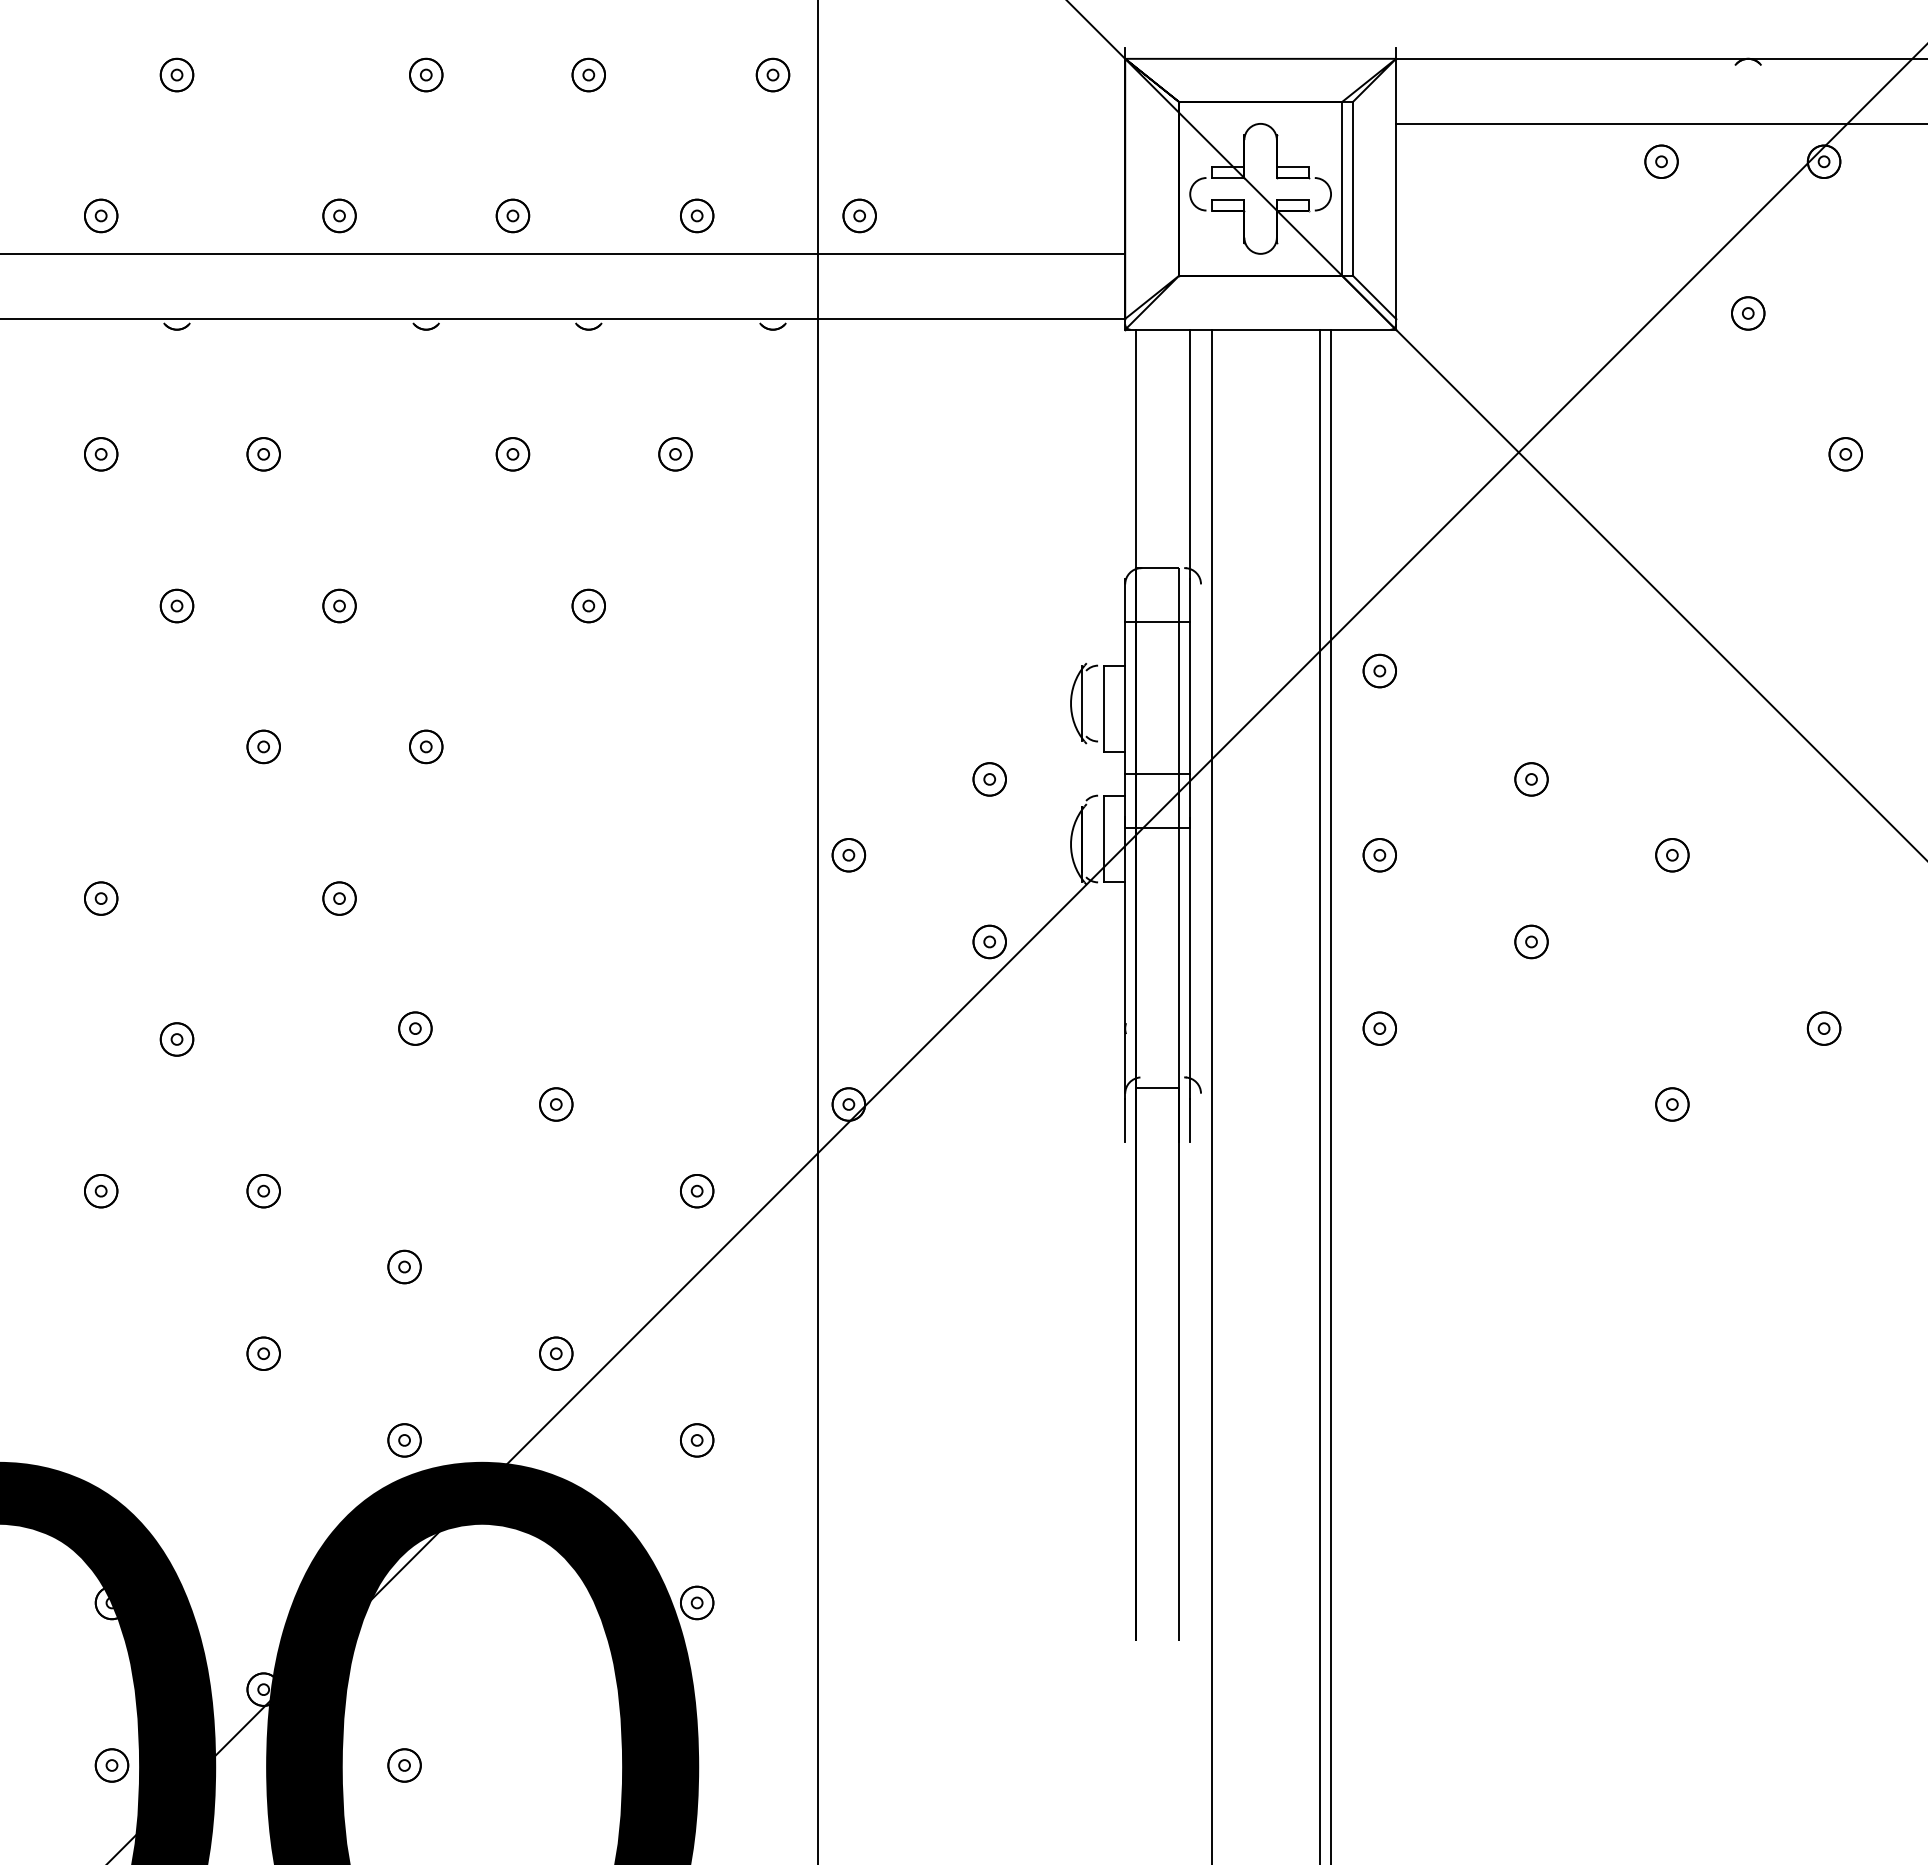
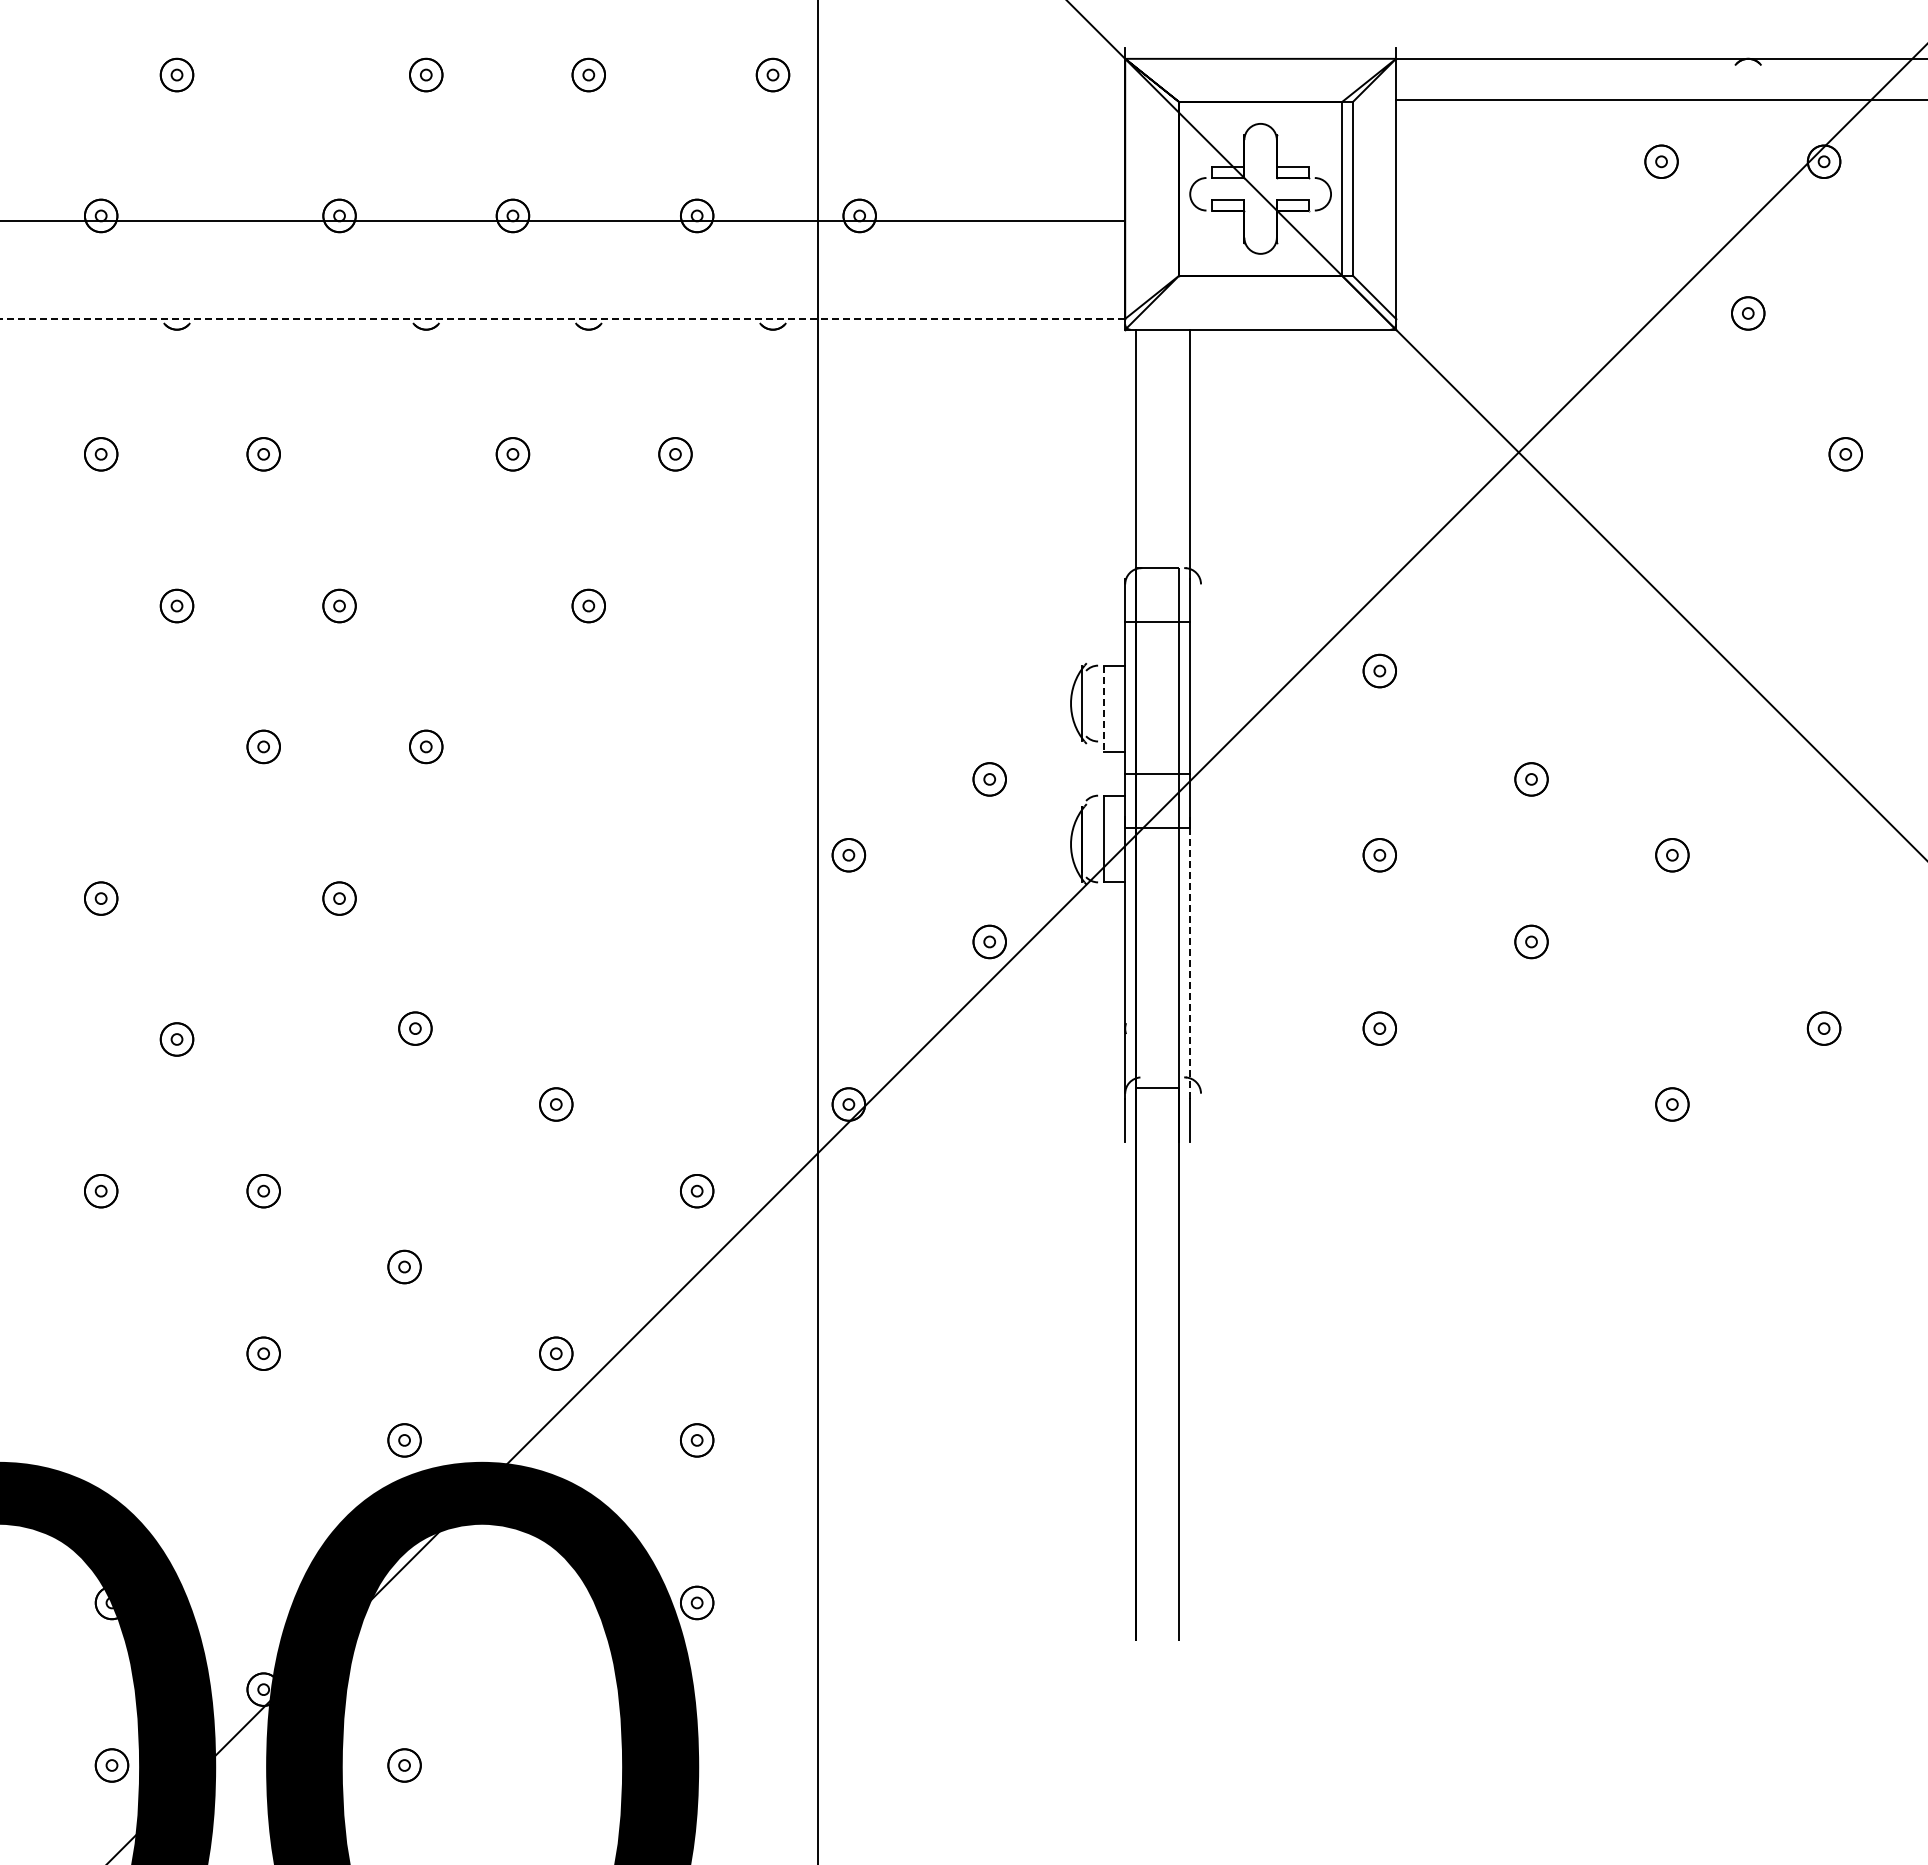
line position: (1660, 123) -> (1660, 99) (1660, 99)
line position: (563, 253) -> (563, 220) (563, 220)
line: solid -> dashed (562, 318)
line: solid -> dashed (1103, 709)
line: solid -> dashed (1190, 963)
line: present -> none (1211, 1095)
line: present -> none (1320, 1095)
line: present -> none (1331, 1095)
